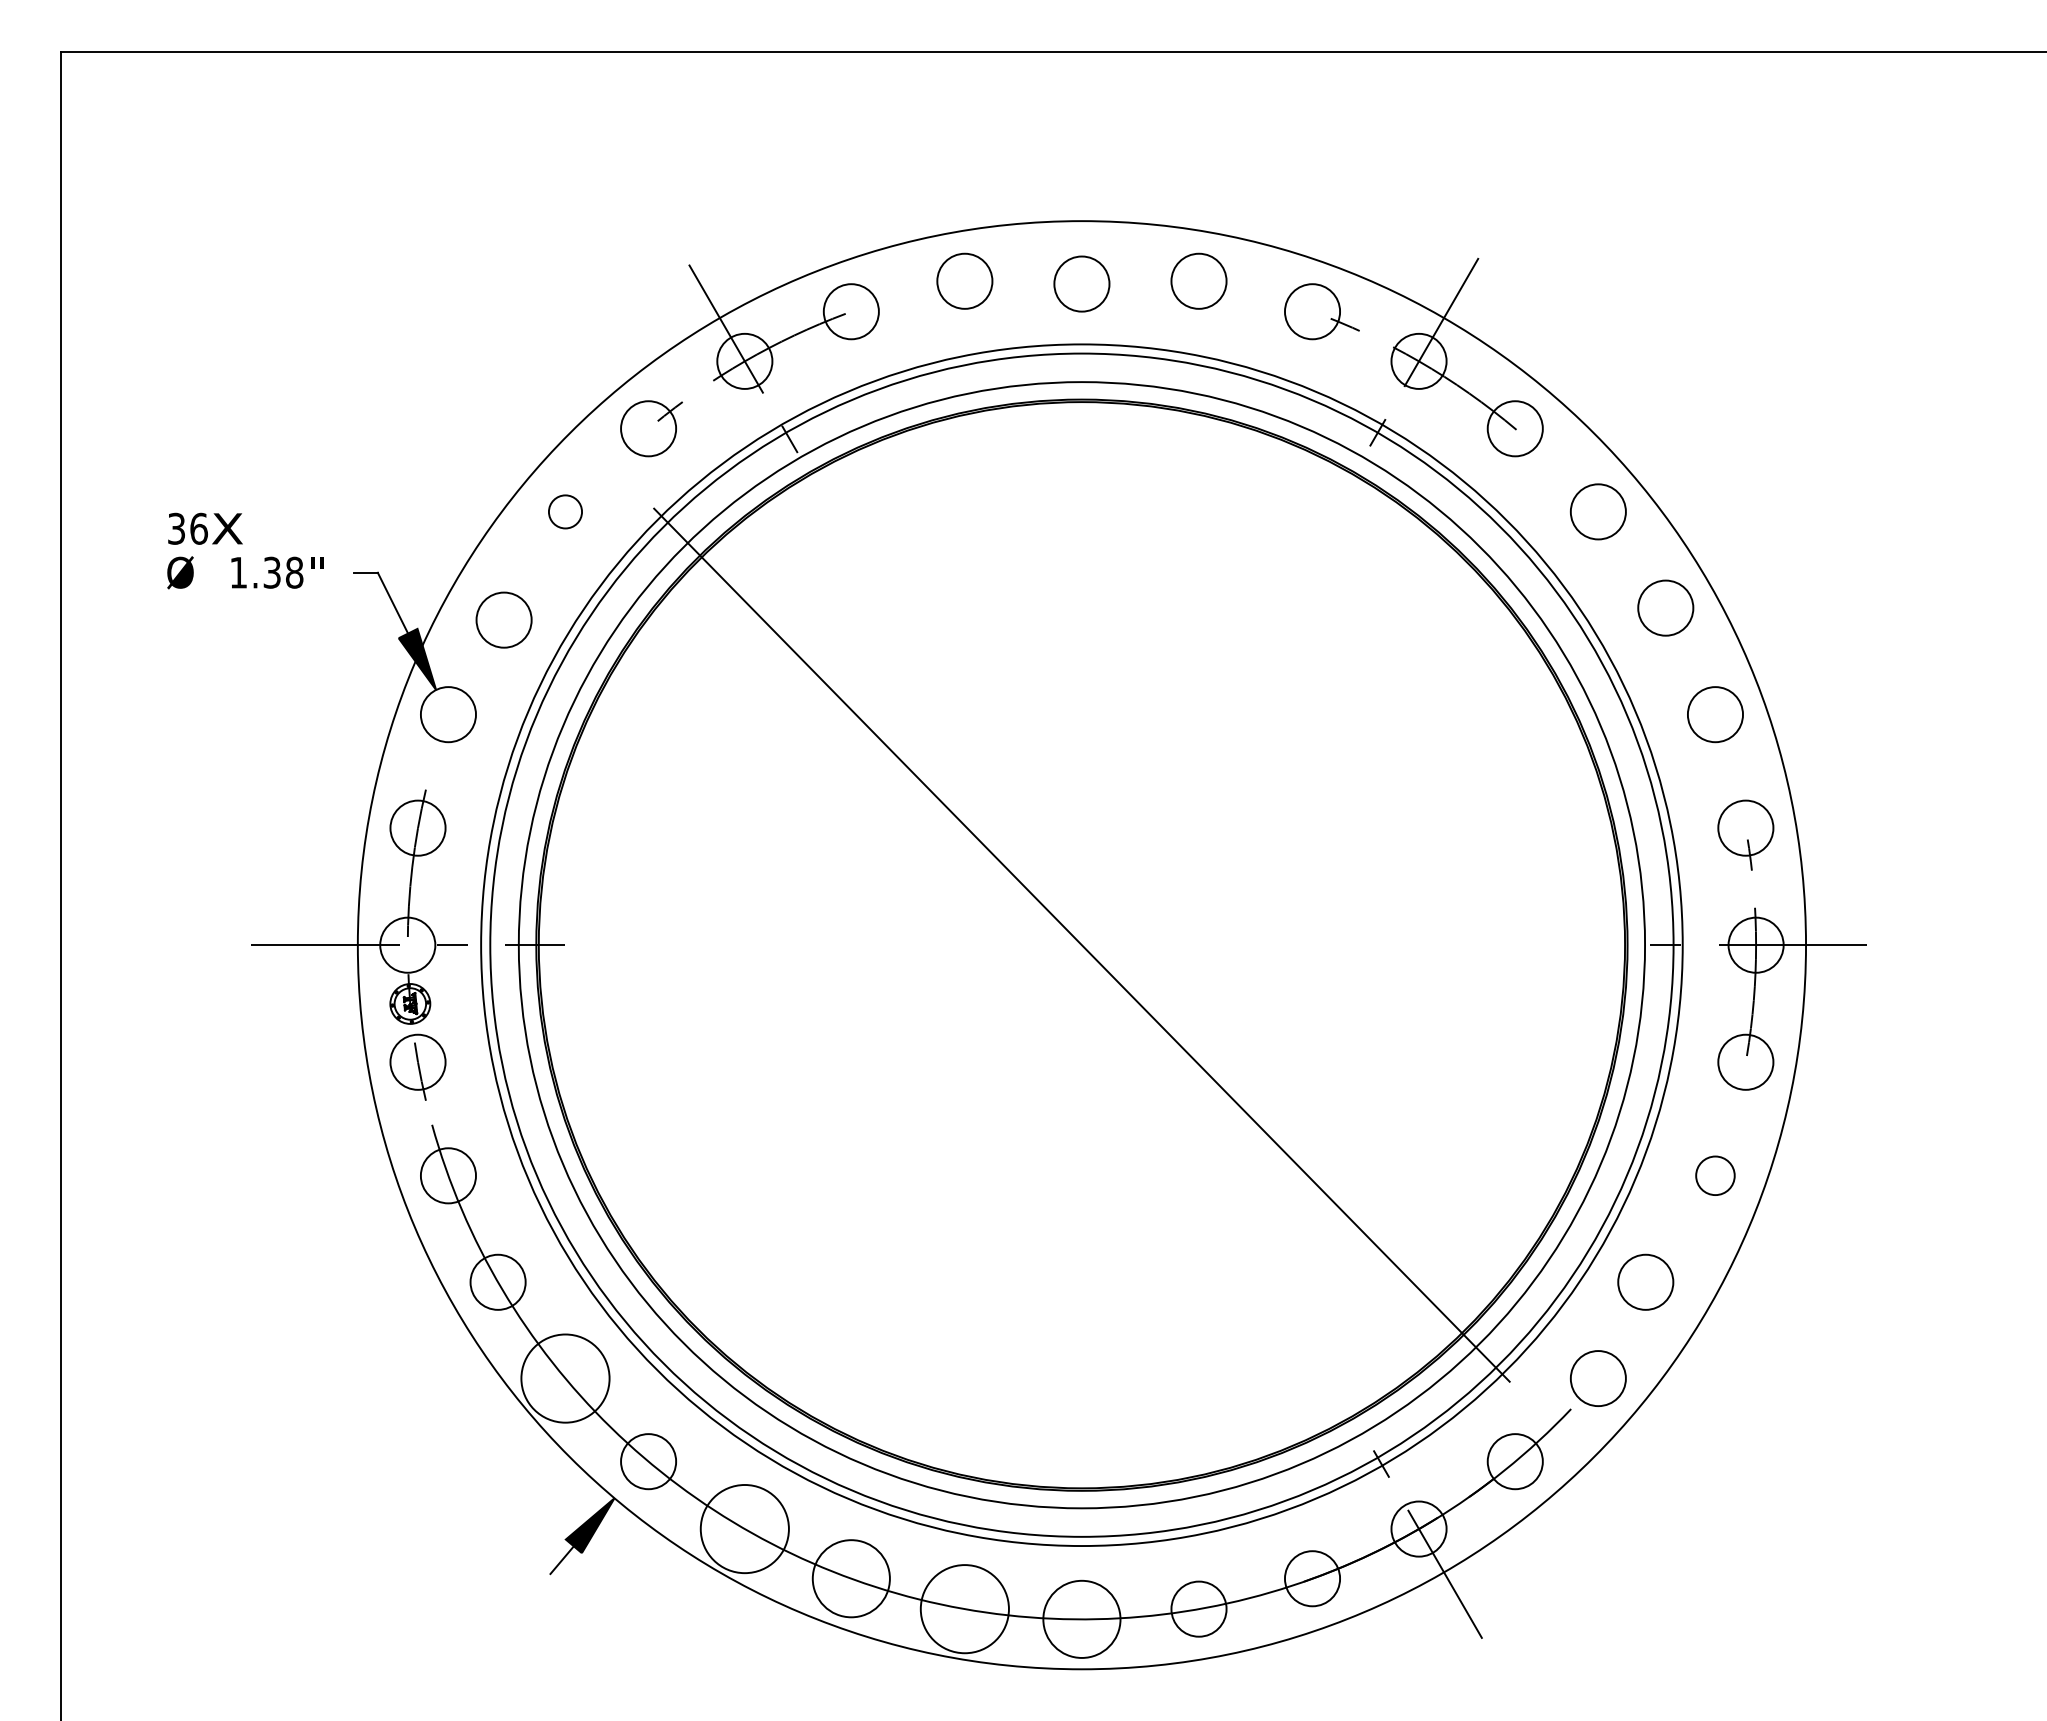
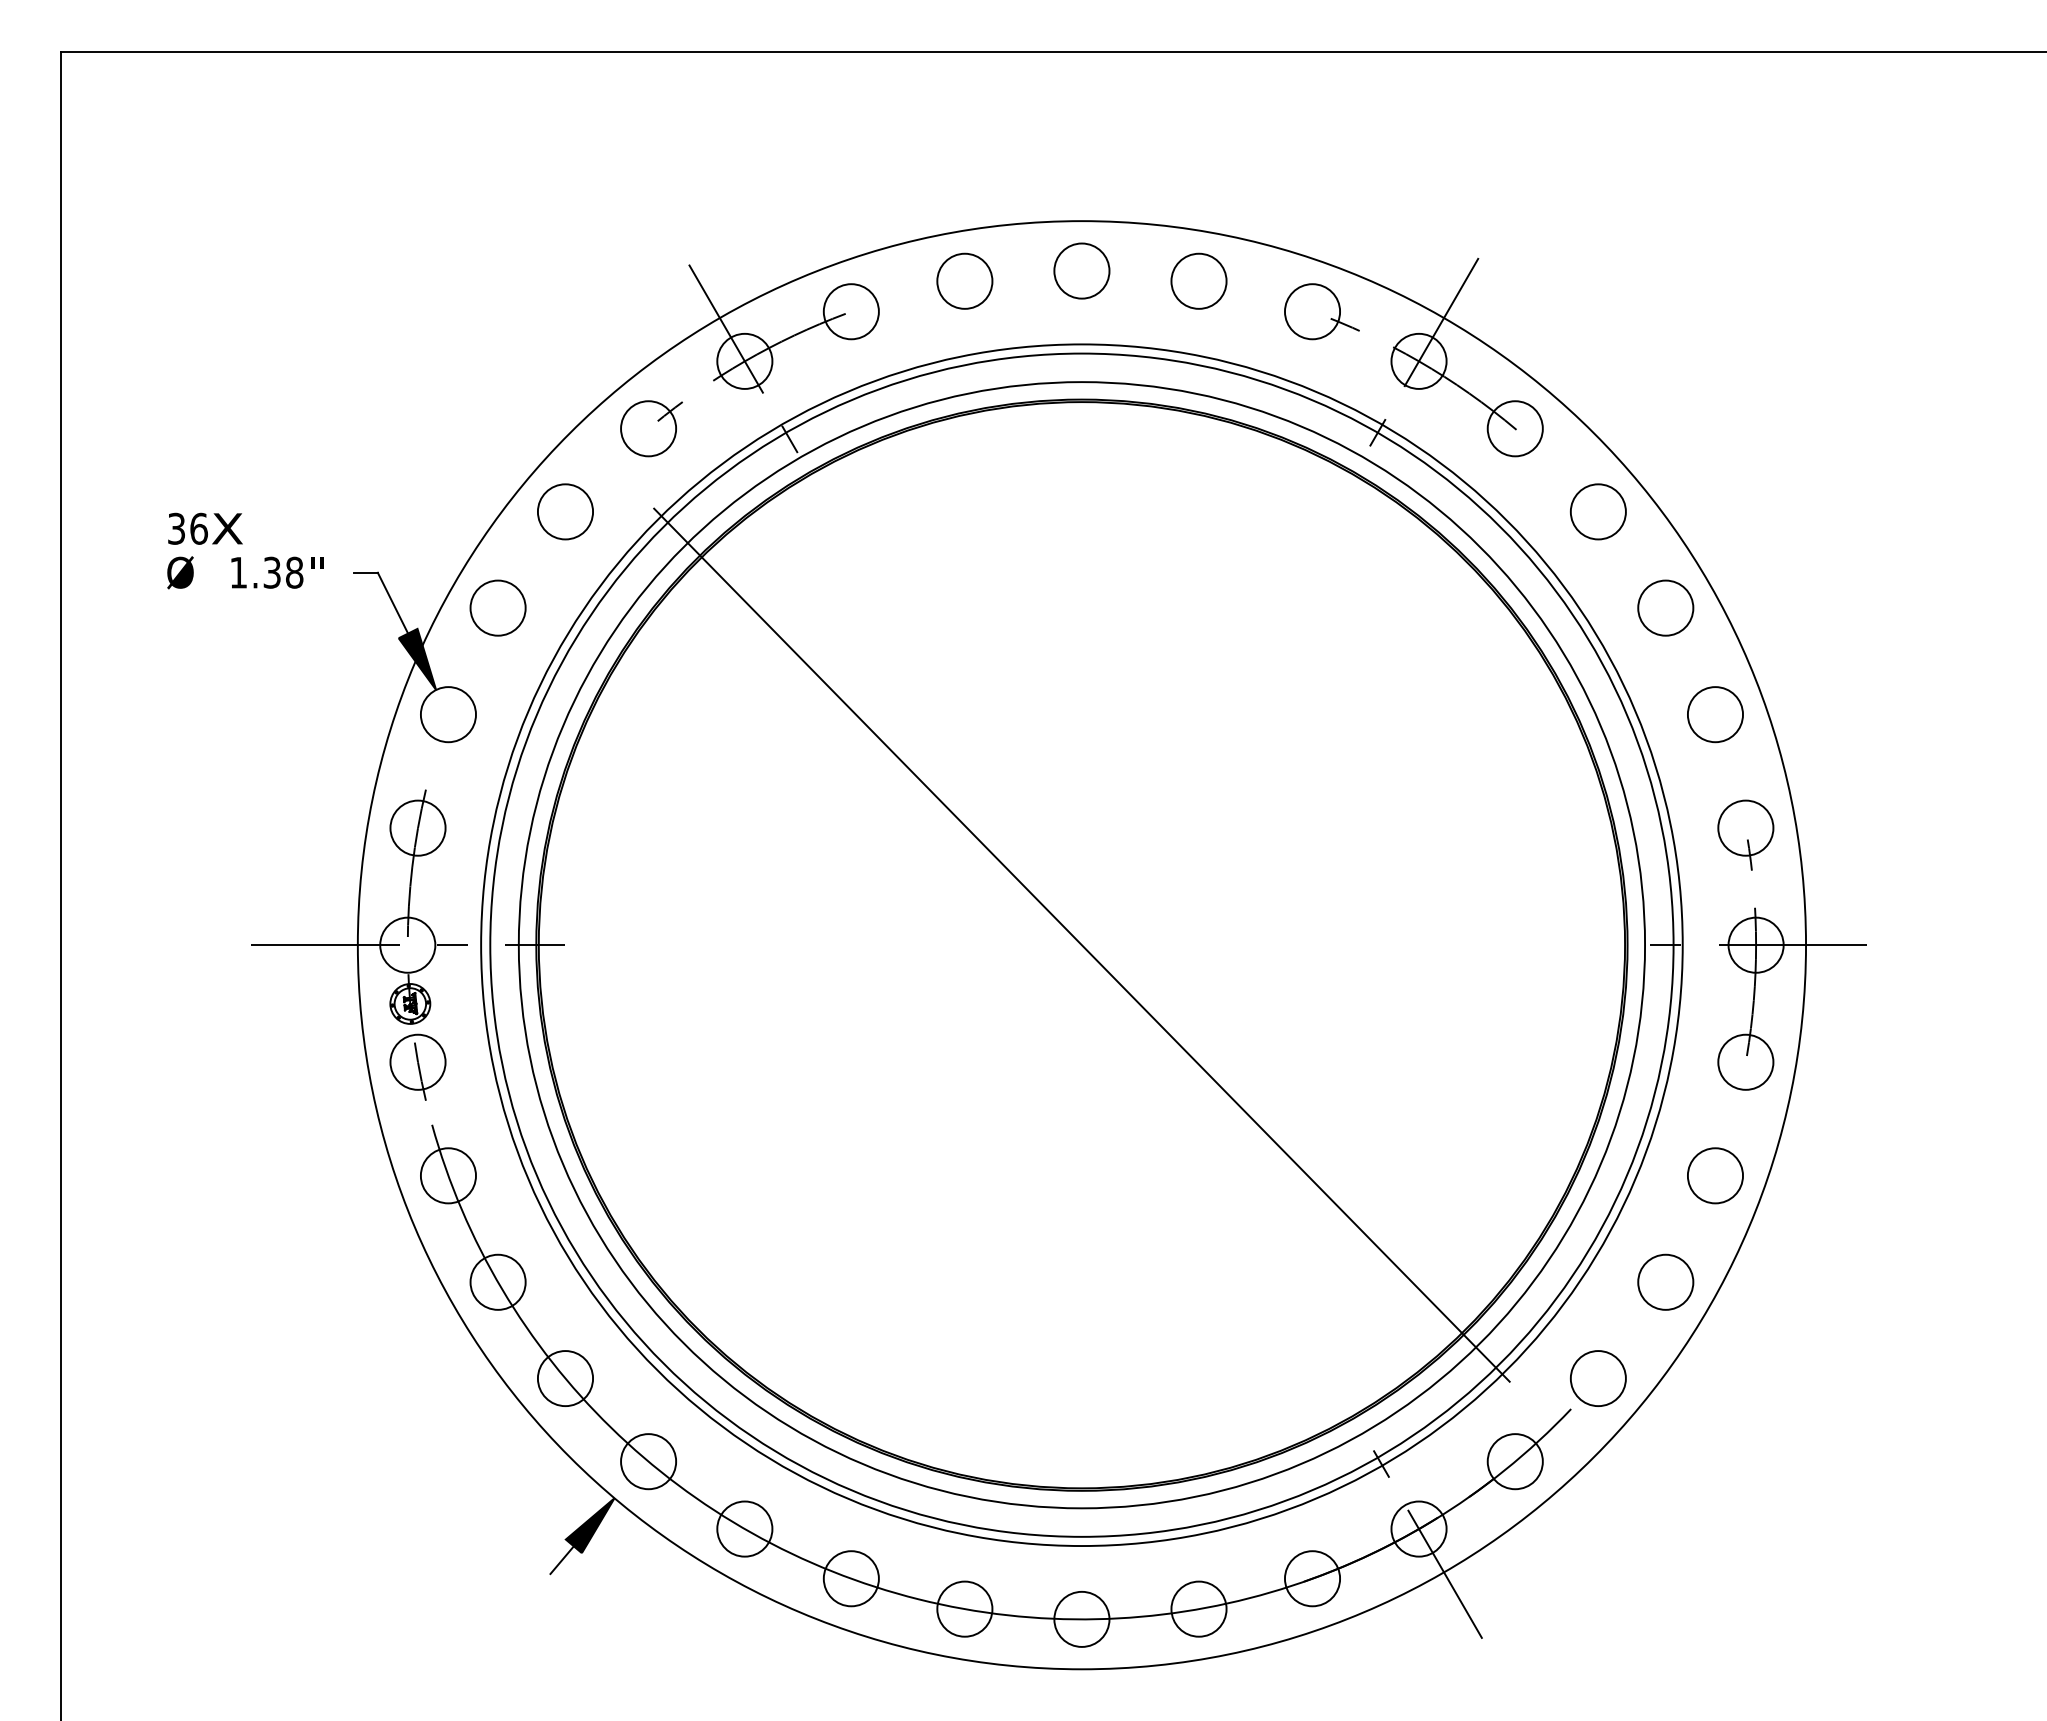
circle position: (1081, 283) -> (1081, 270) (1081, 270)
circle size: 35x36 px -> 57x58 px (565, 511)
circle position: (503, 619) -> (497, 607) (497, 607)
circle diameter: 39 px -> 55 px (1715, 1175)
circle position: (1645, 1281) -> (1665, 1281) (1665, 1281)
circle diameter: 88 px -> 55 px (565, 1378)
circle diameter: 88 px -> 55 px (744, 1528)
circle diameter: 77 px -> 55 px (850, 1578)
circle diameter: 88 px -> 55 px (964, 1608)
circle diameter: 77 px -> 55 px (1081, 1618)
